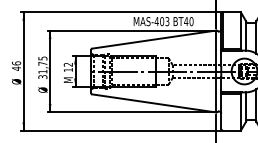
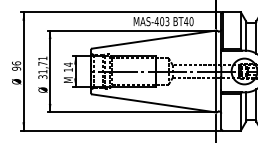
text: 31,75 -> 31,71 (42, 58)
text: 12 -> 14 (67, 64)
text: 46 -> 96 (16, 68)
